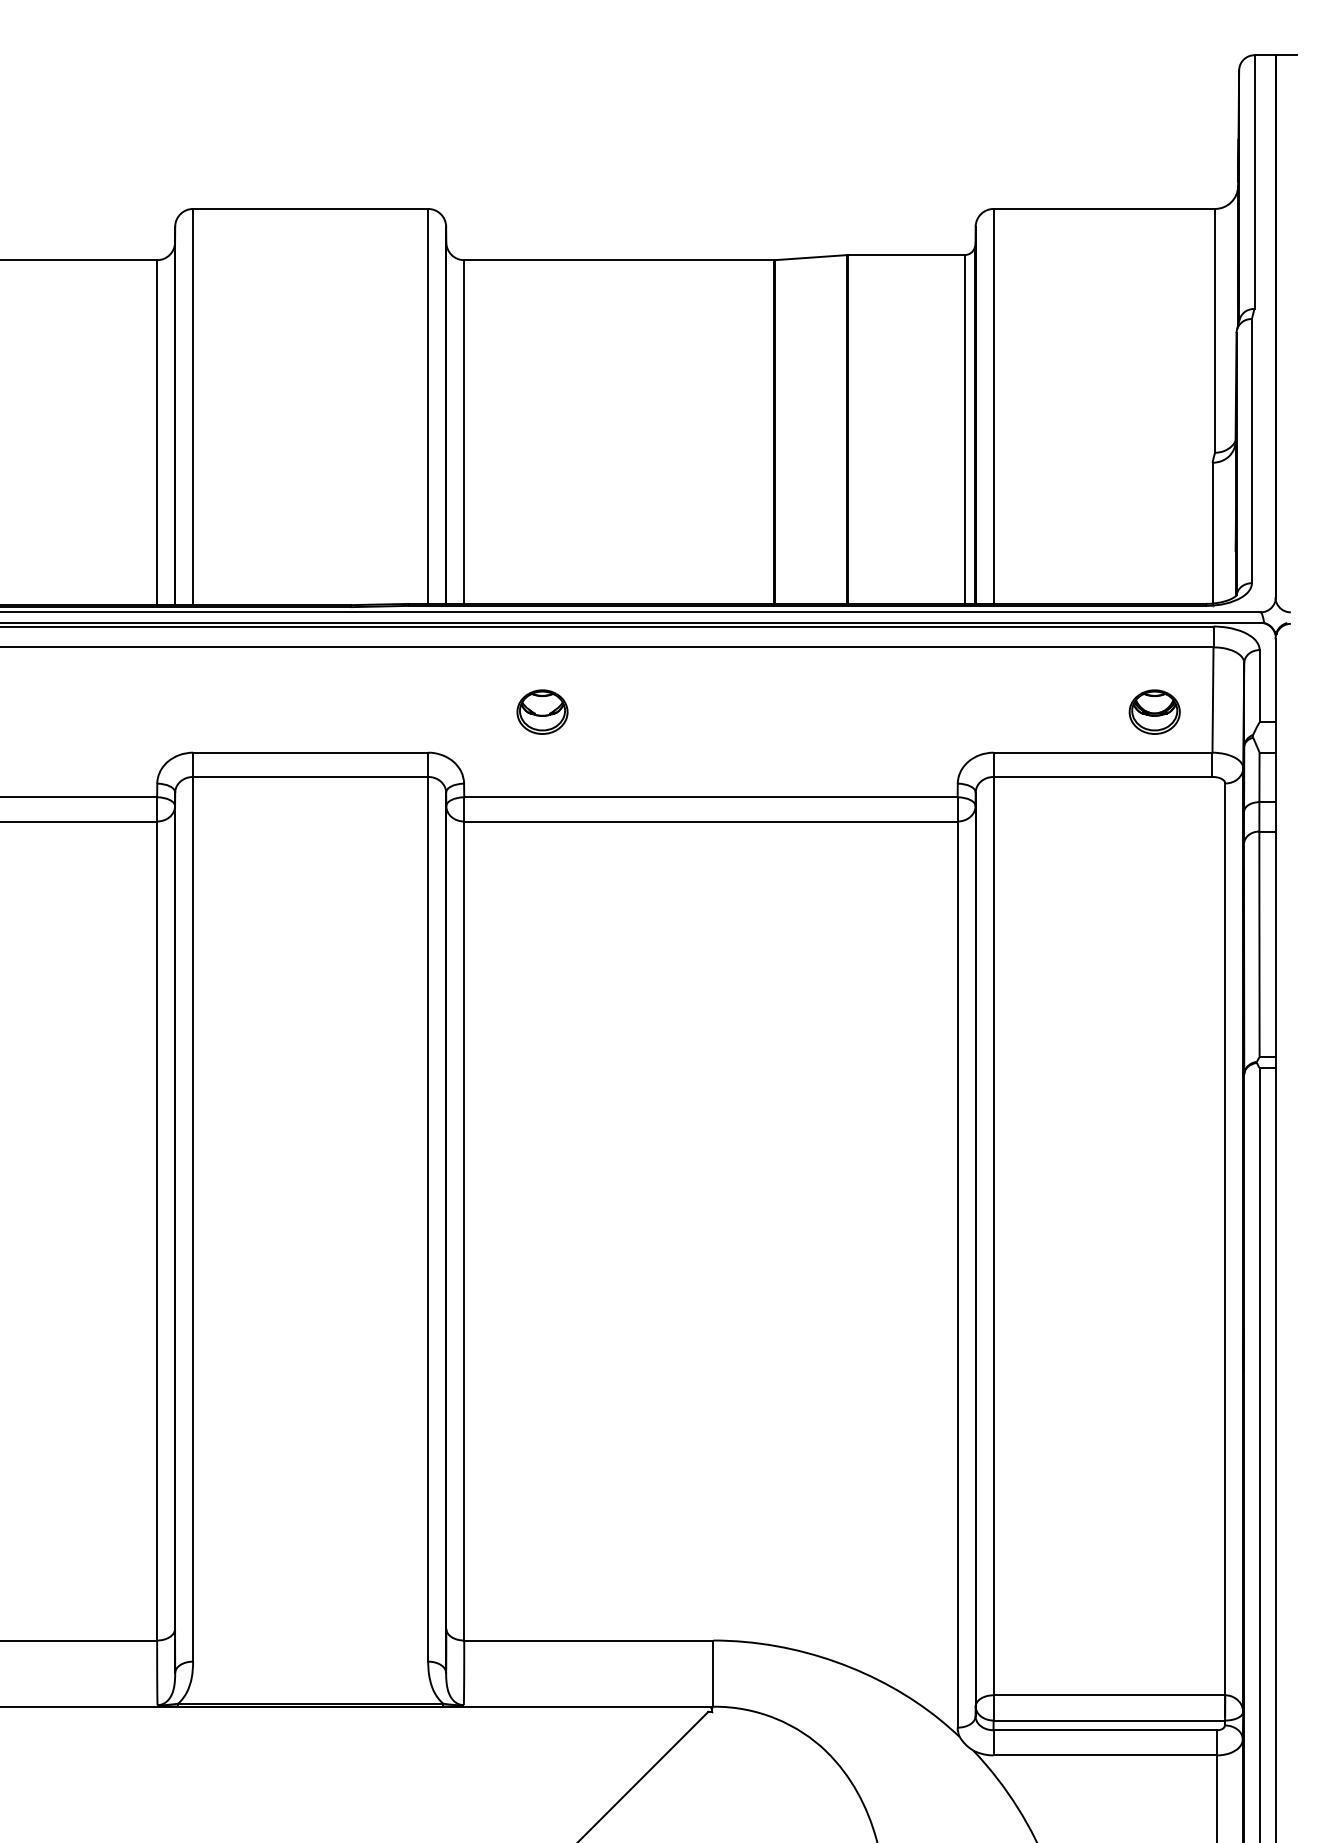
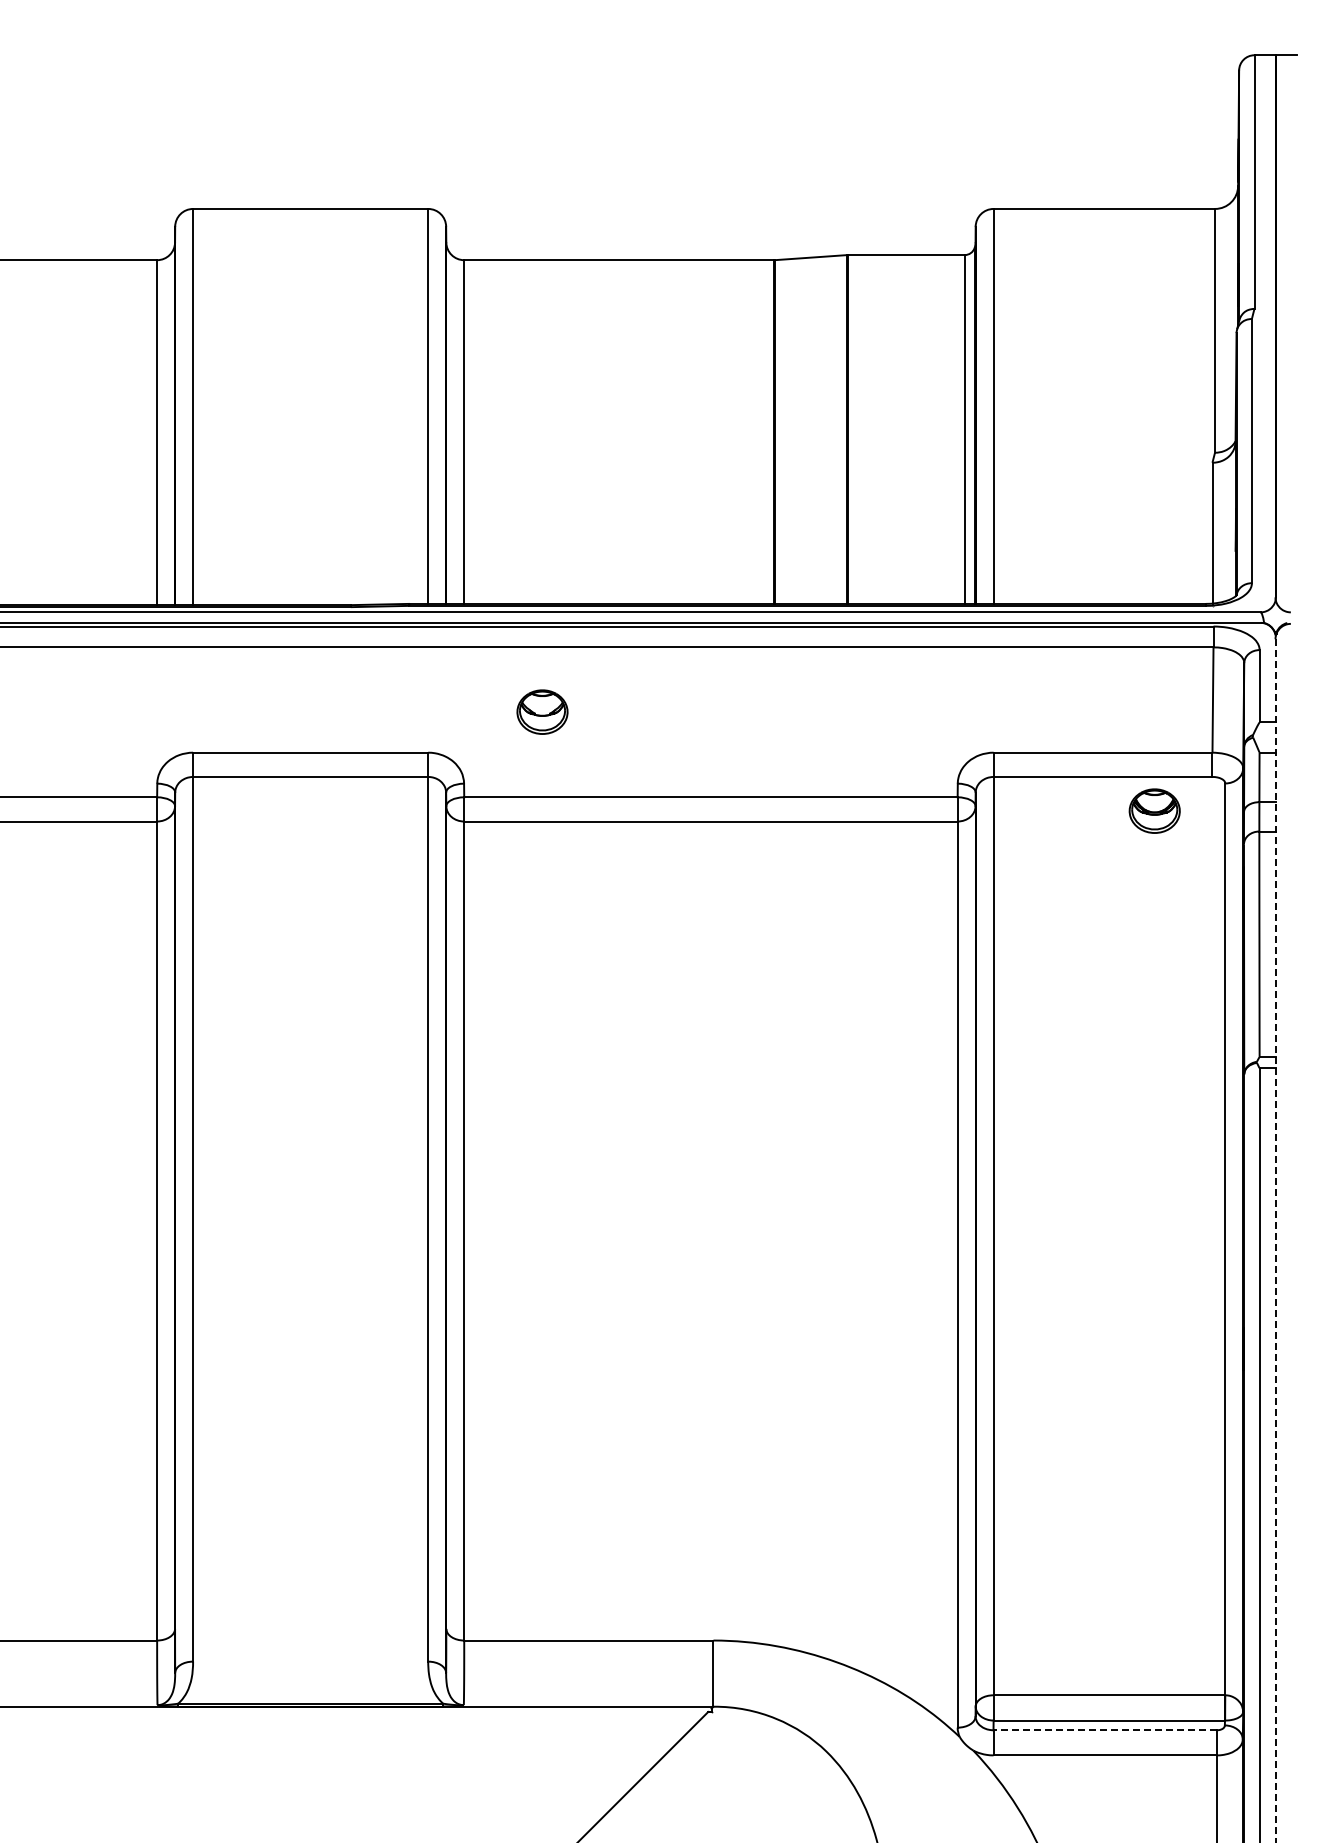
part position: (1154, 711) -> (1154, 810) (1154, 810)
line: solid -> dashed (1275, 1241)
line: solid -> dashed (1105, 1730)
